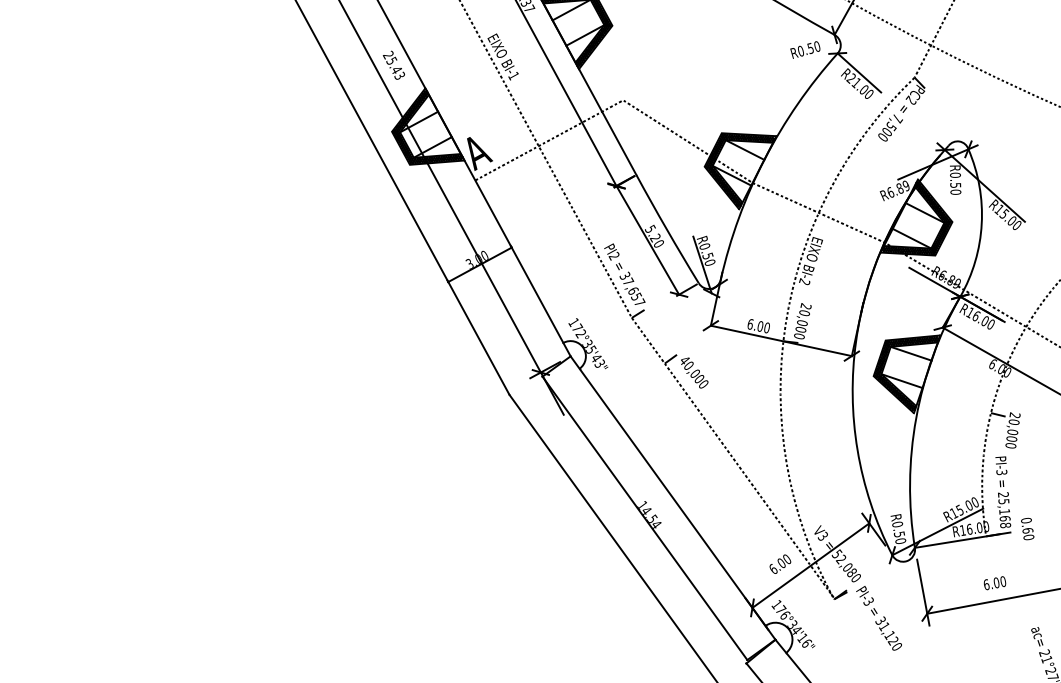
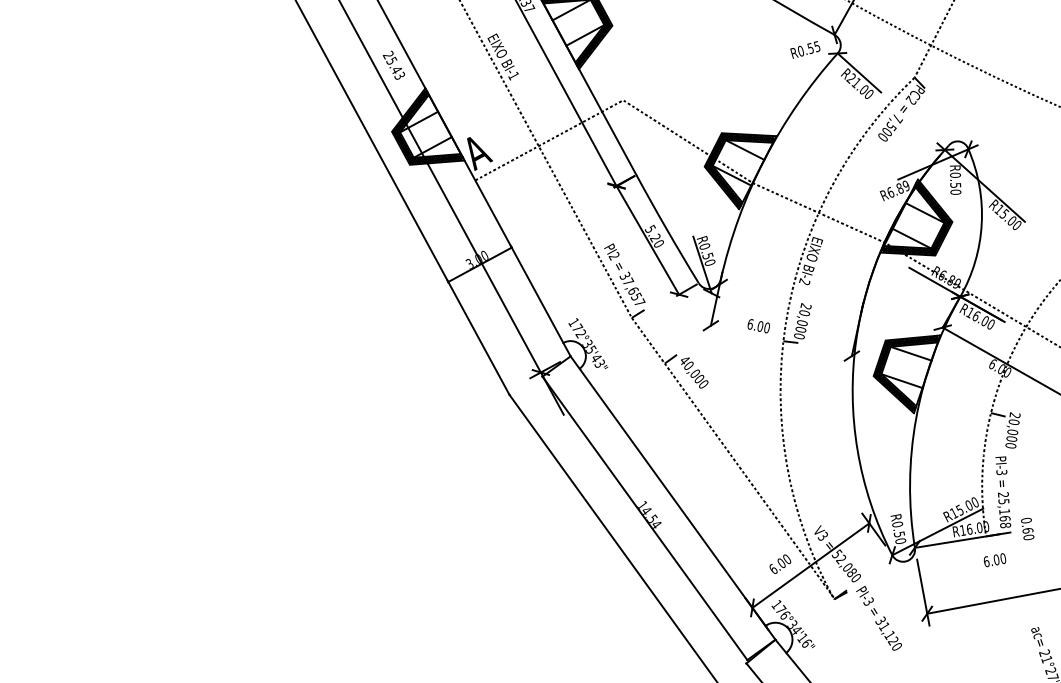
text: R0.50 -> R0.55 (816, 46)
line: present -> none (780, 340)
text position: (994, 583) -> (994, 560) (994, 560)
